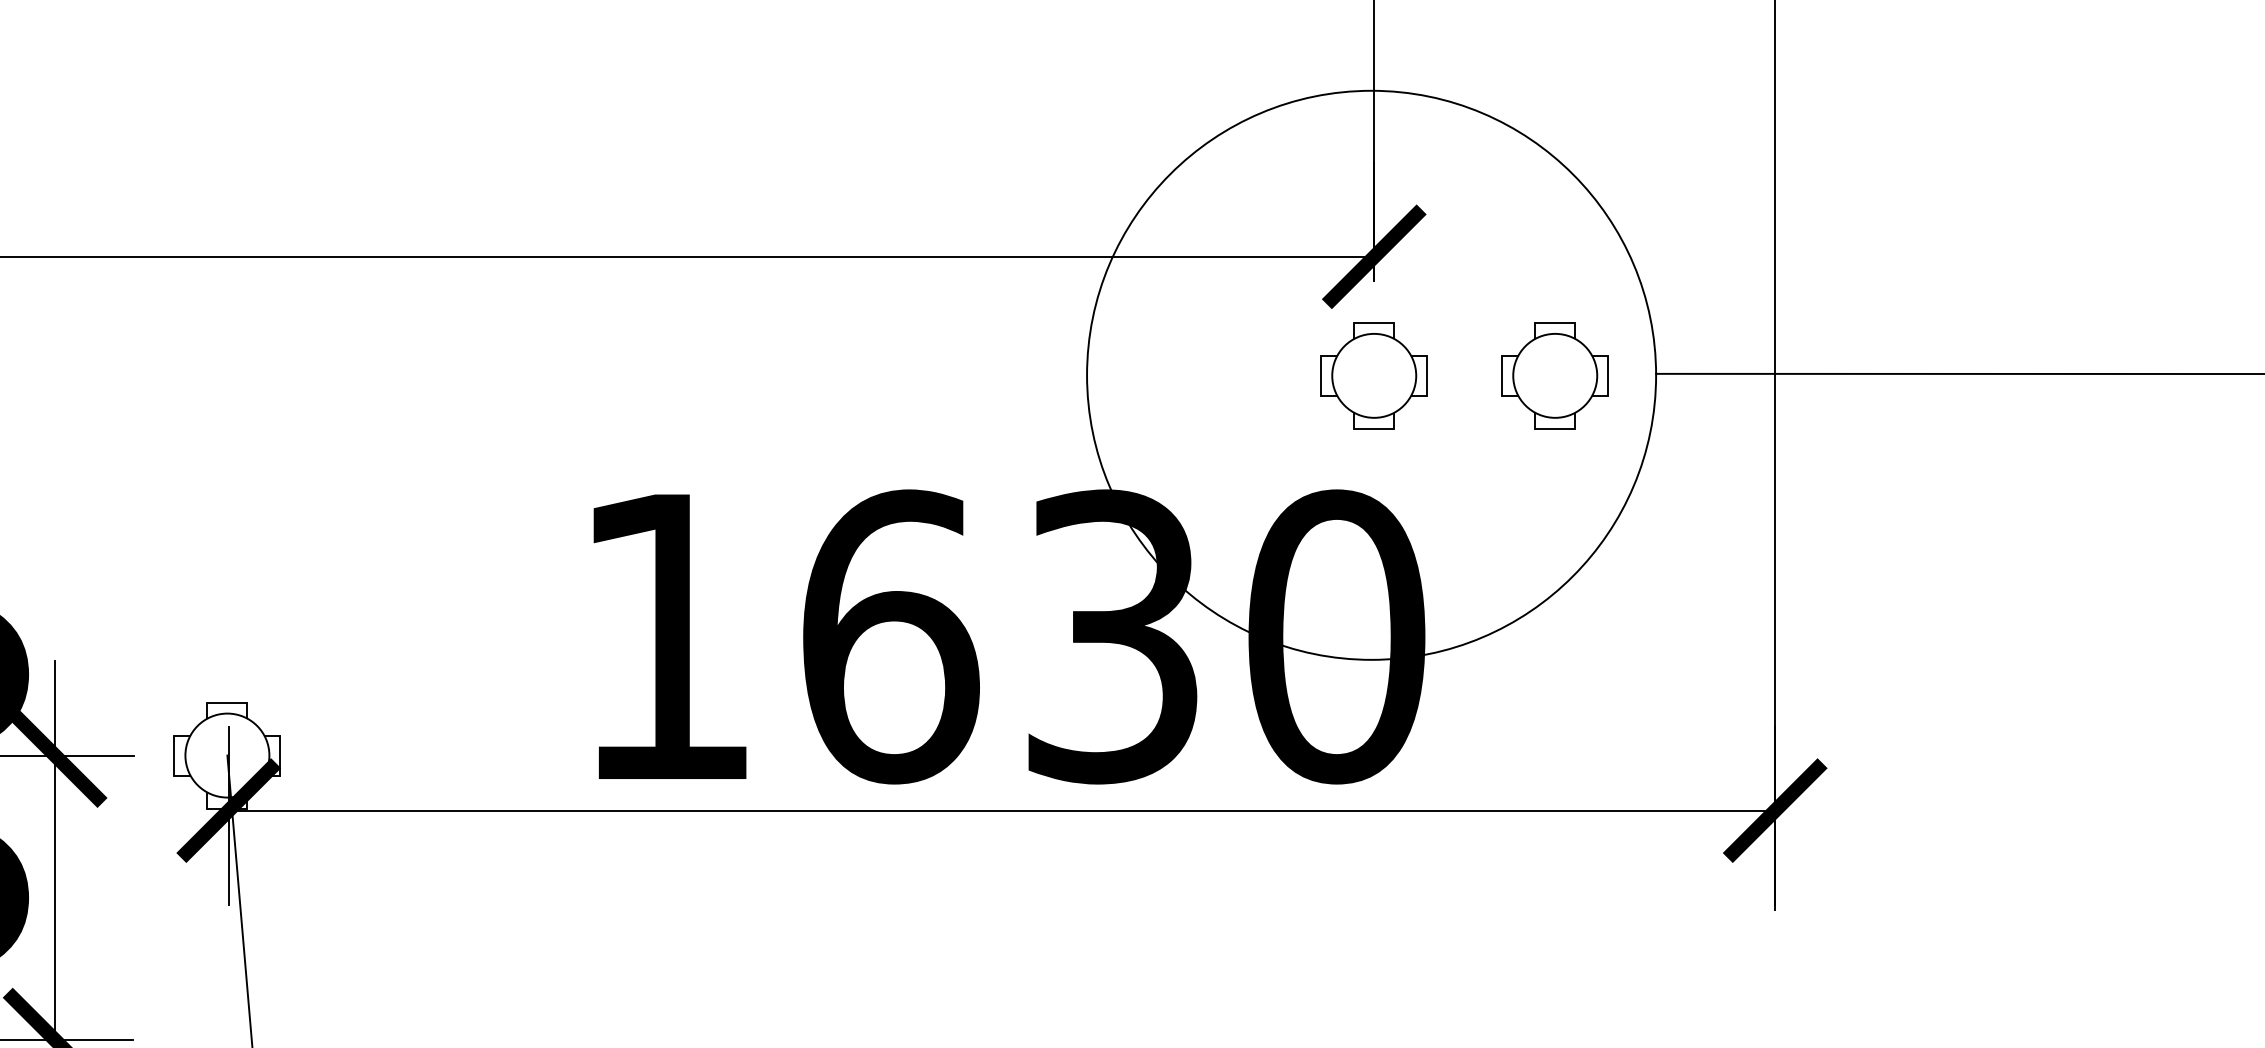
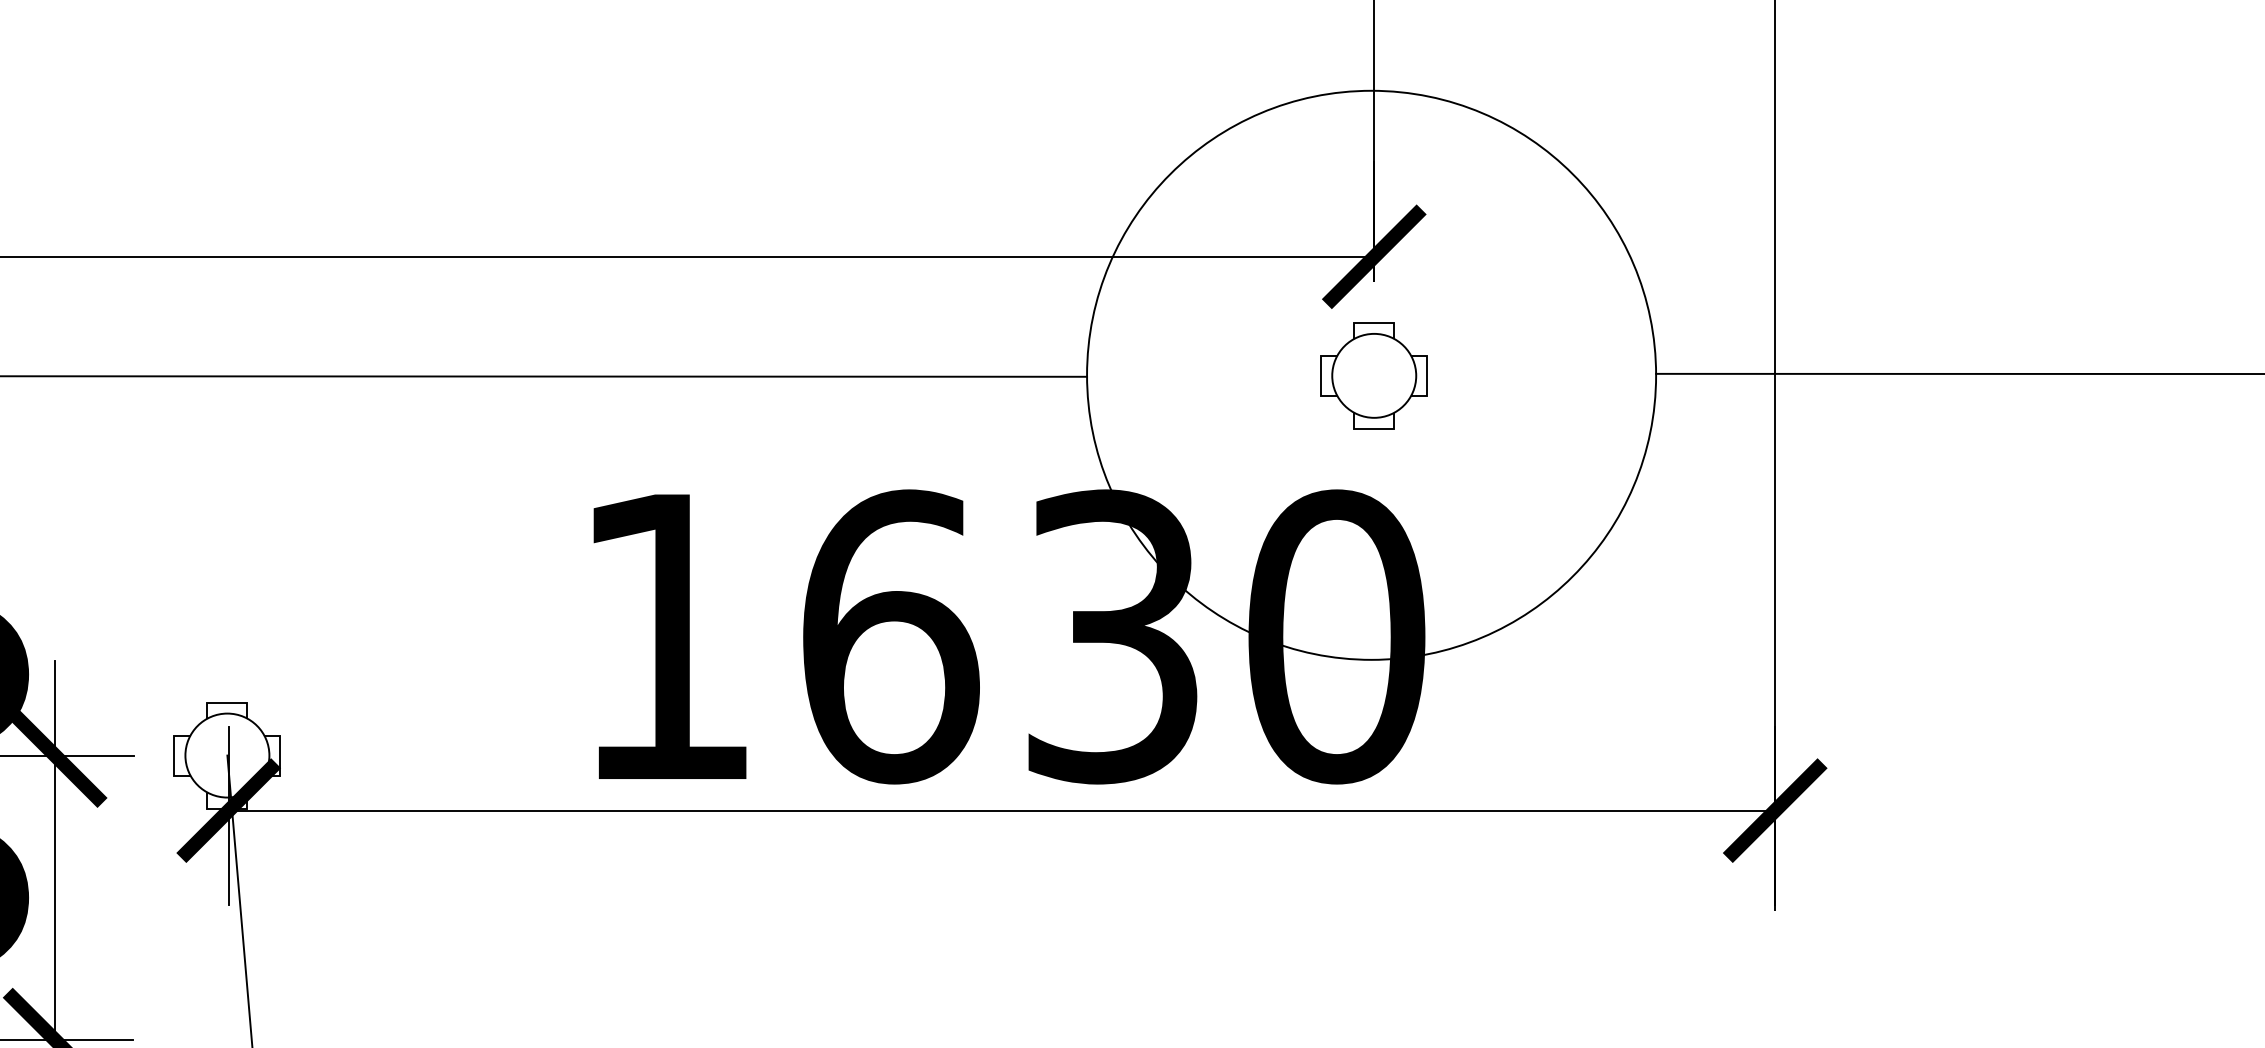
part: present -> none (1554, 375)
line: none -> present (544, 376)
